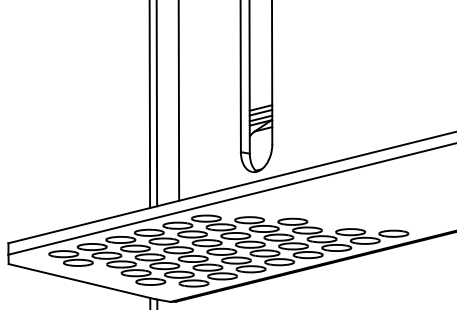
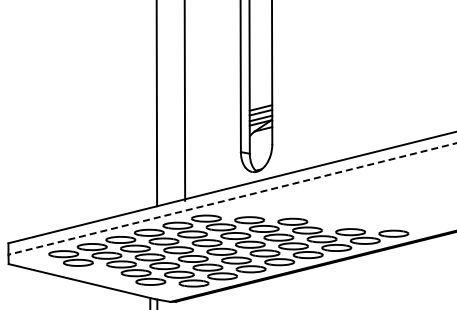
line position: (178, 101) -> (184, 101) (184, 101)
line: present -> none (149, 105)
line: solid -> dashed (232, 198)
